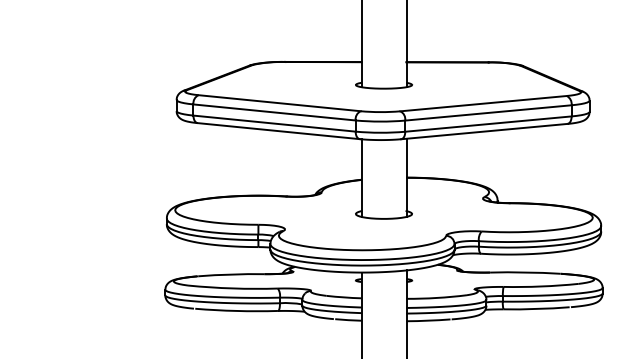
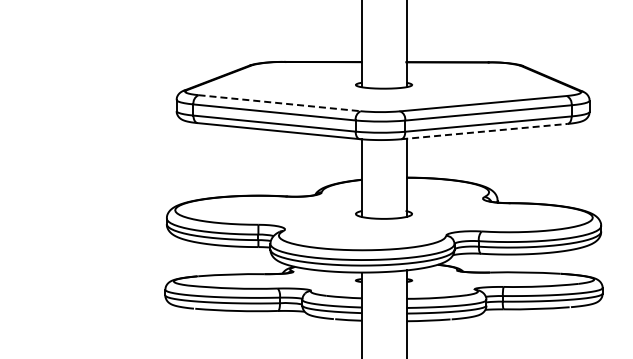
line: solid -> dashed (280, 103)
line: solid -> dashed (484, 131)
